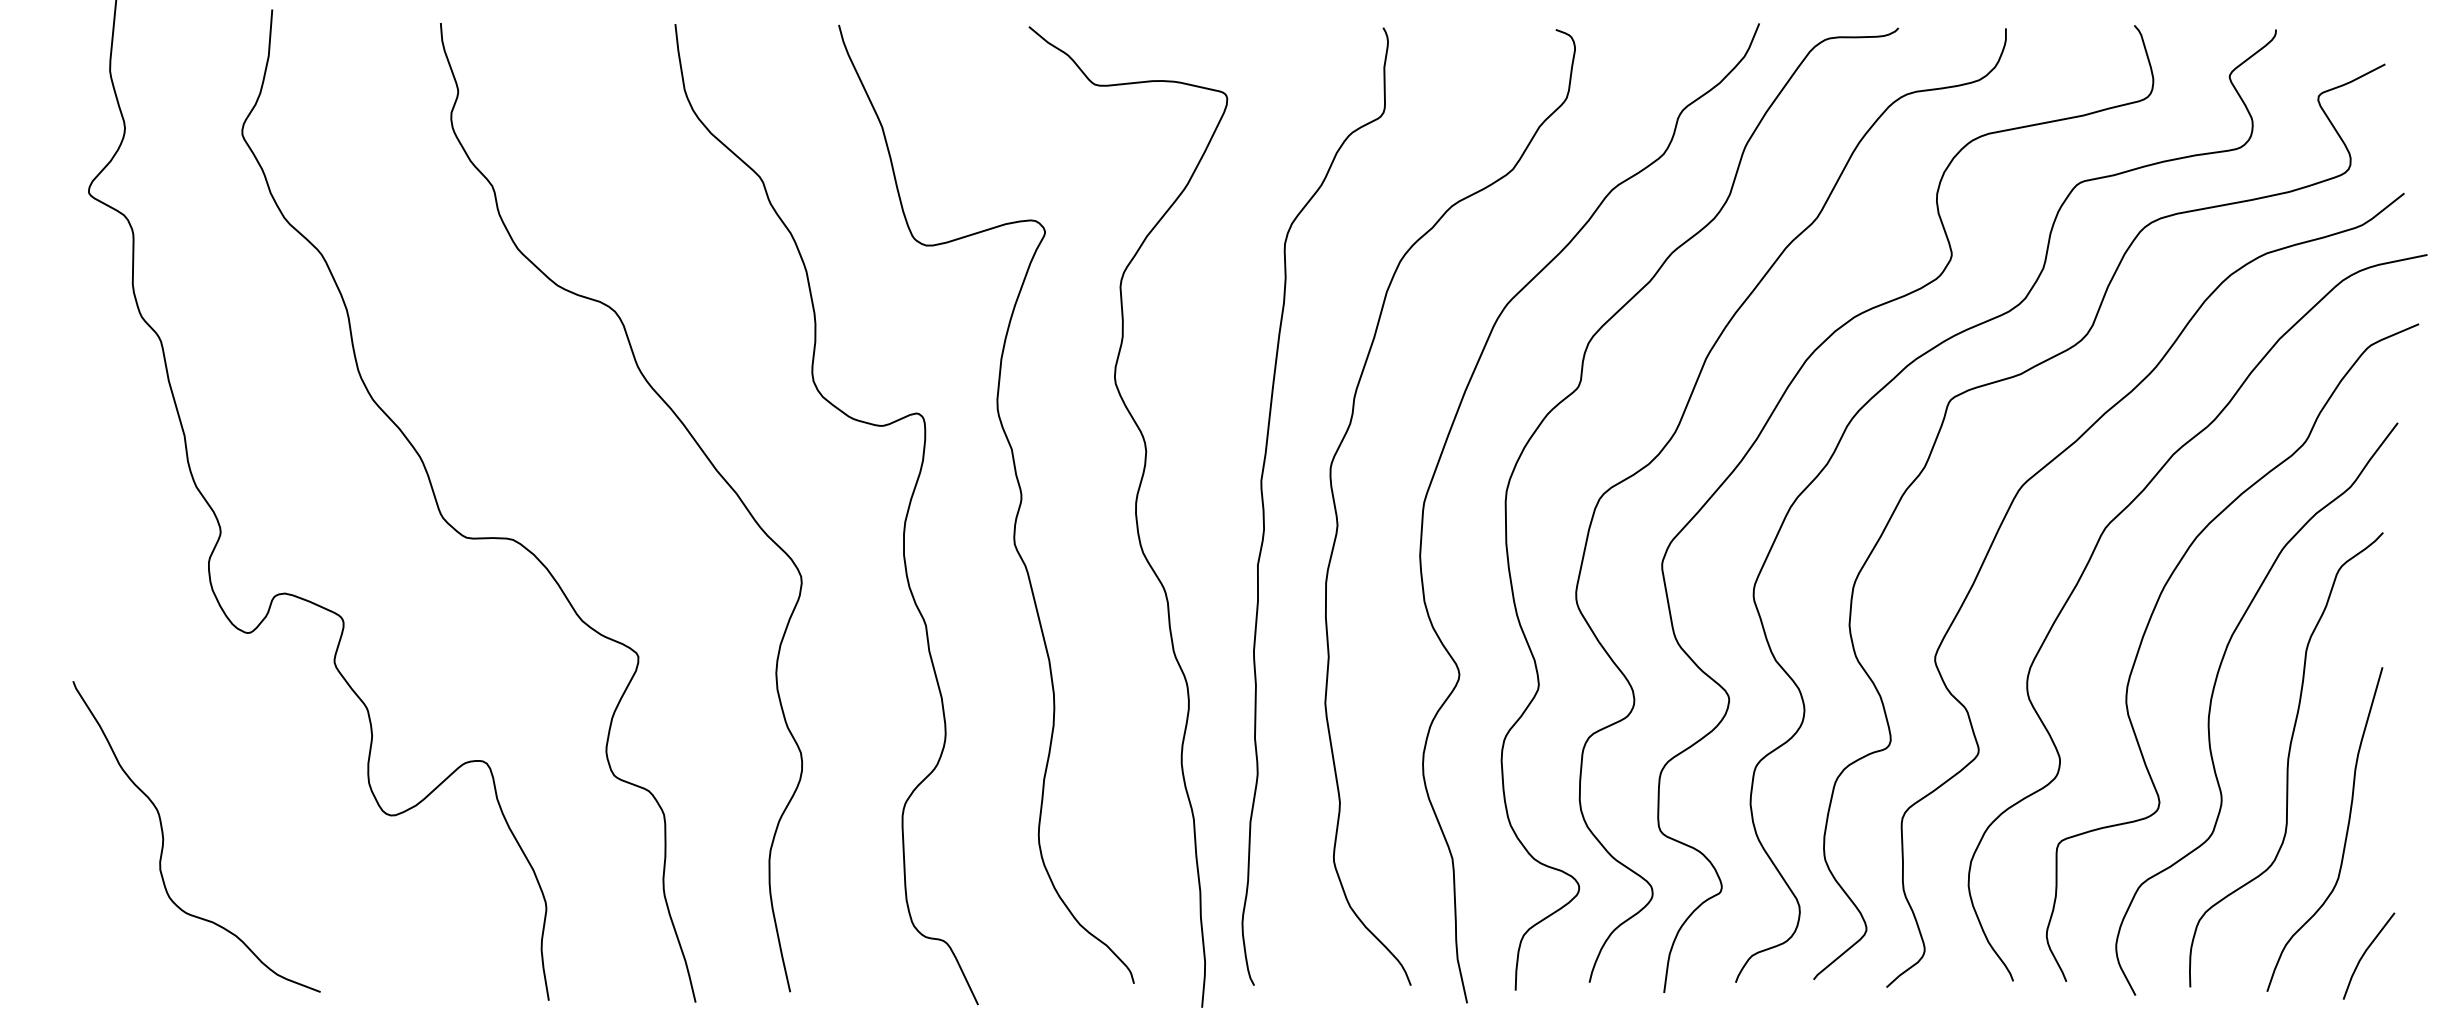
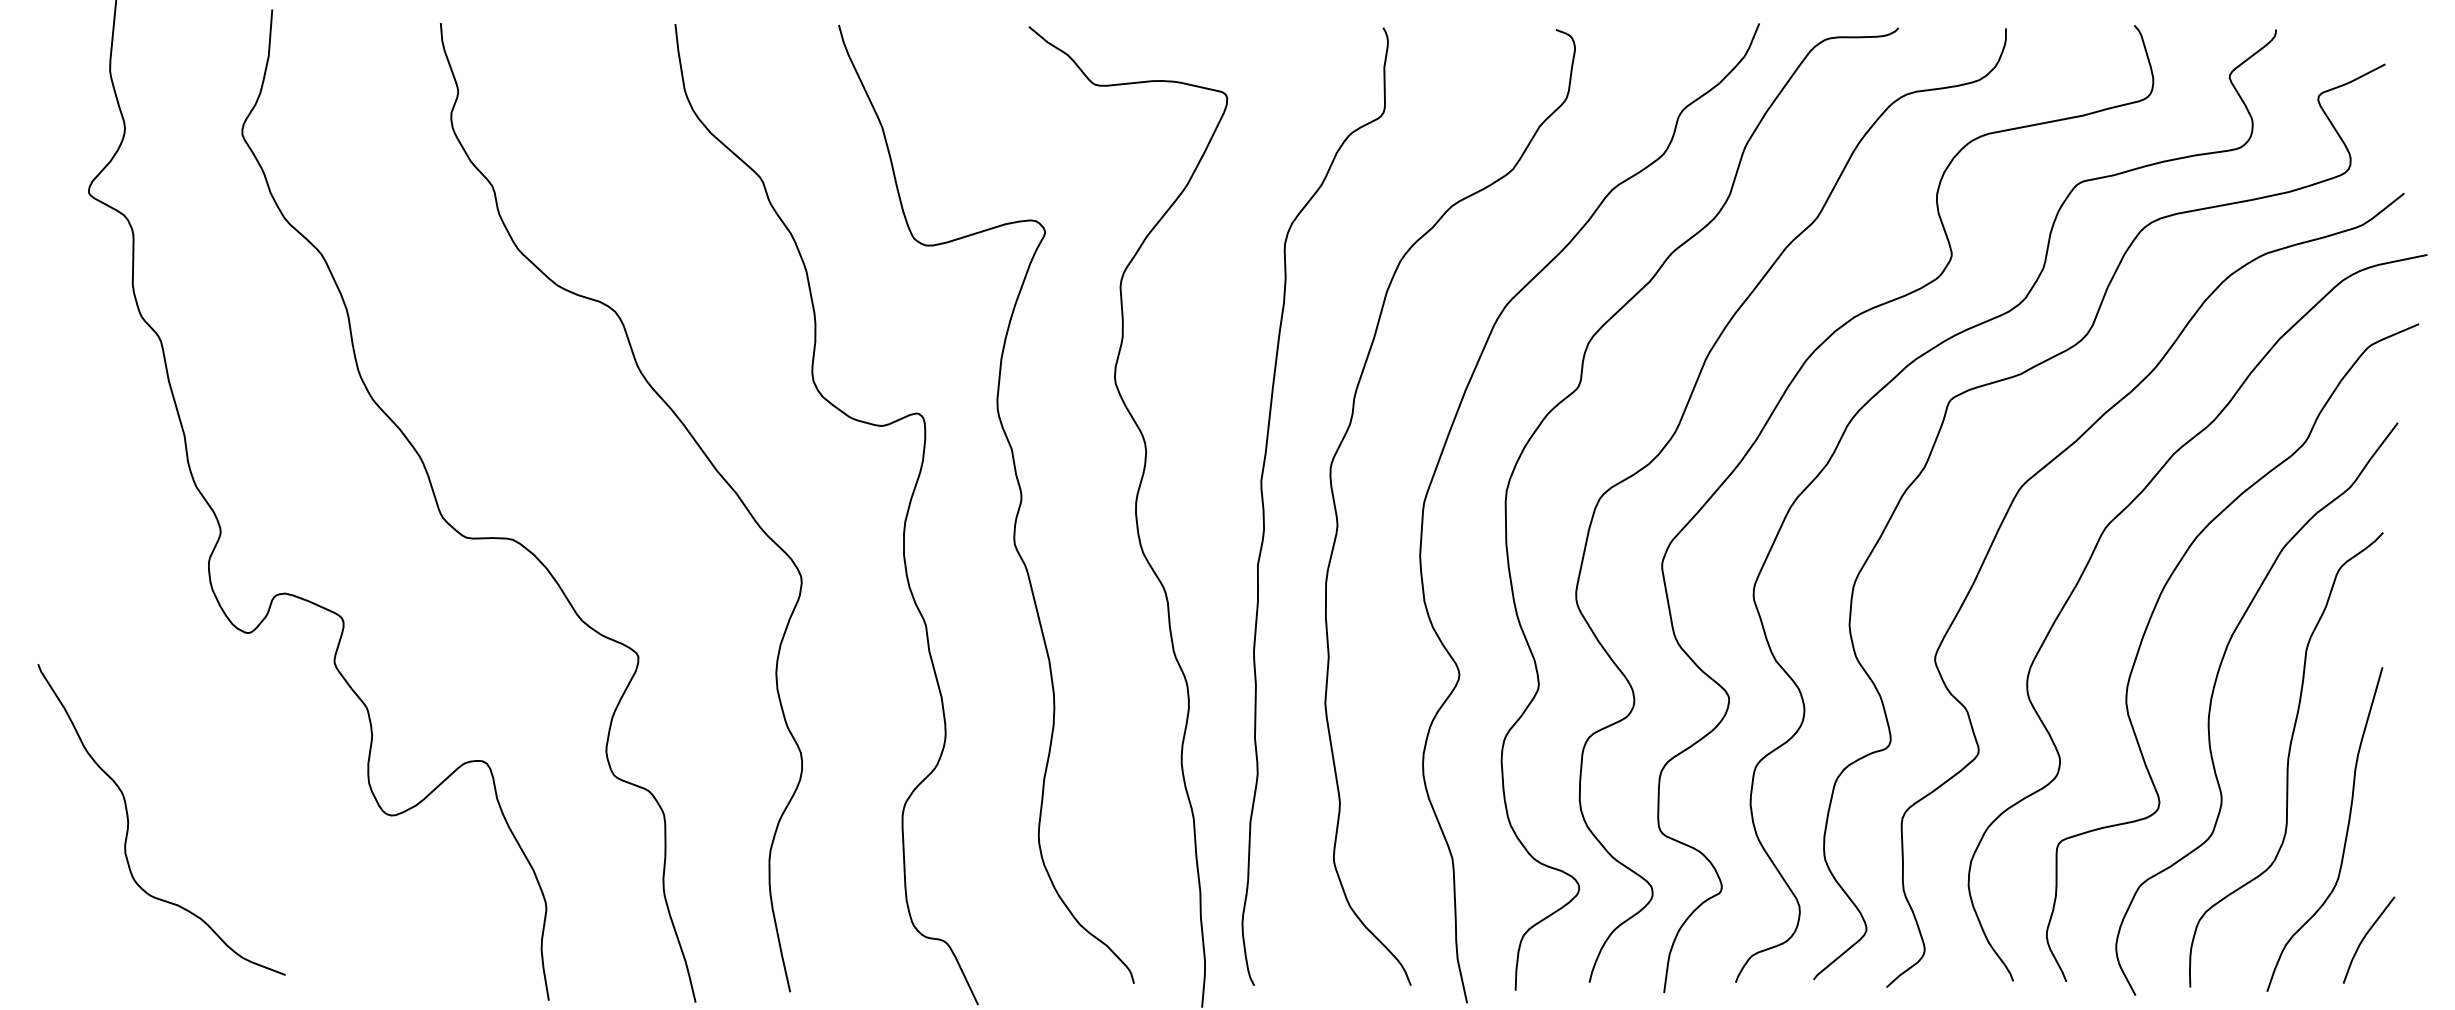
curve position: (164, 839) -> (129, 822) (129, 822)
line position: (2365, 953) -> (2365, 937) (2365, 937)
